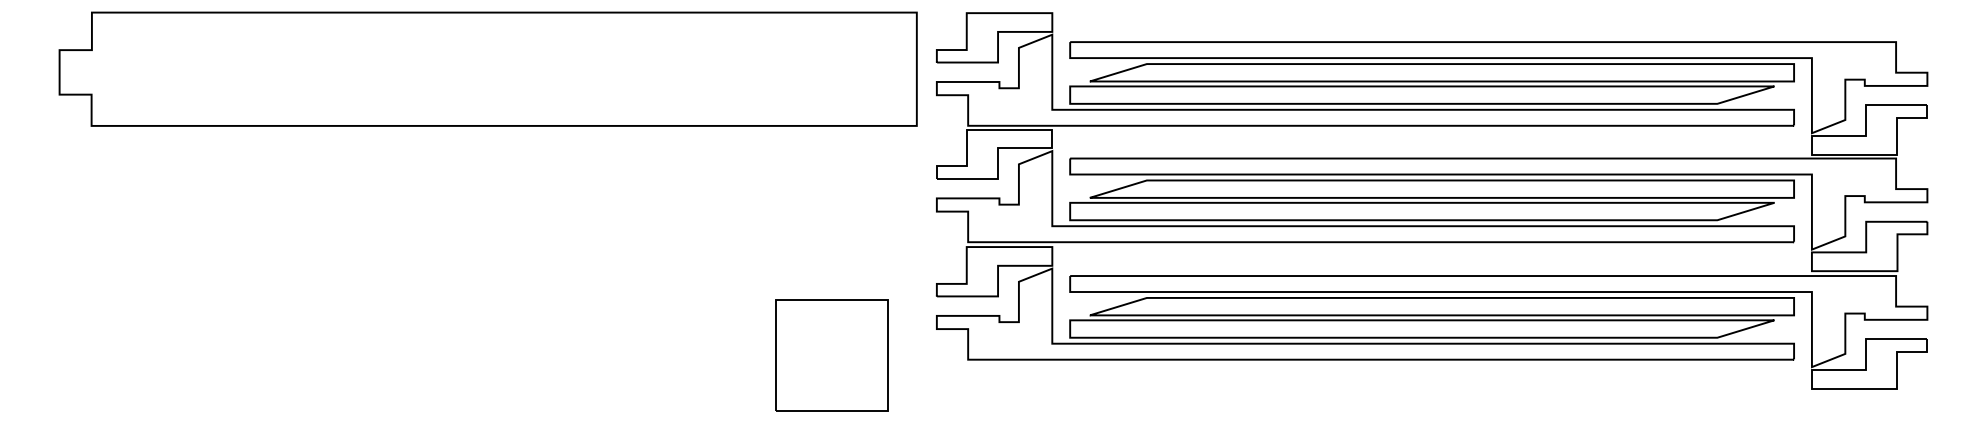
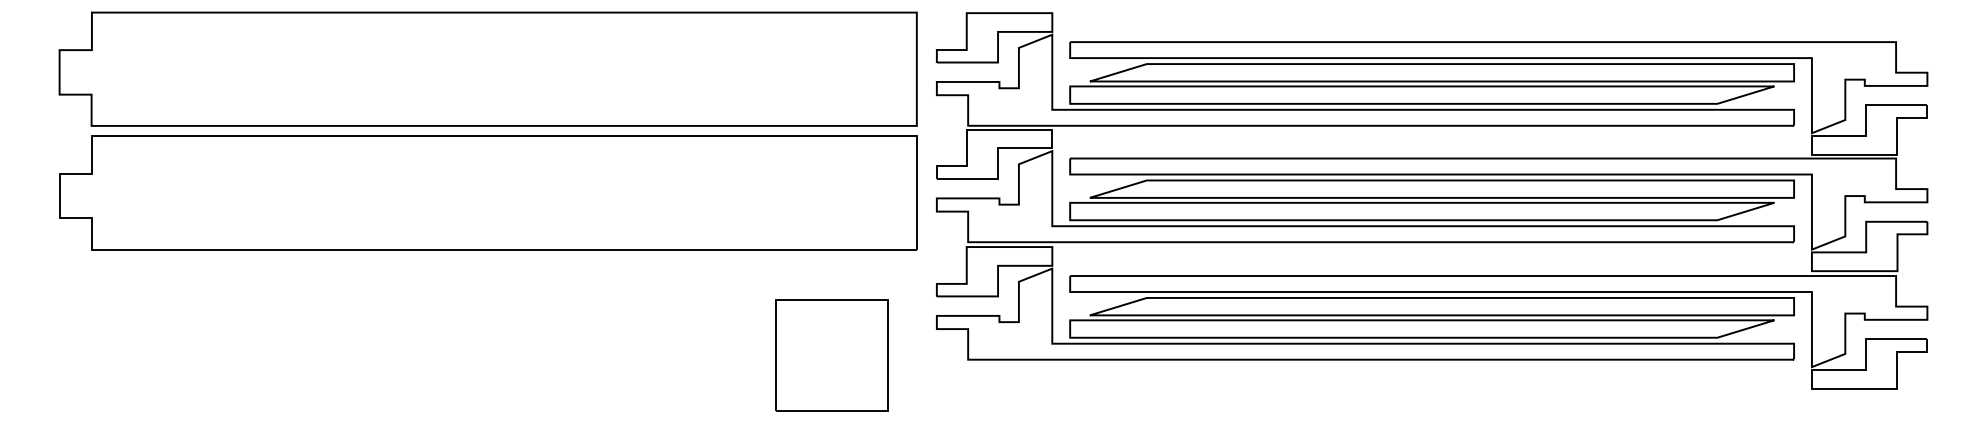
part: none -> present (488, 192)
